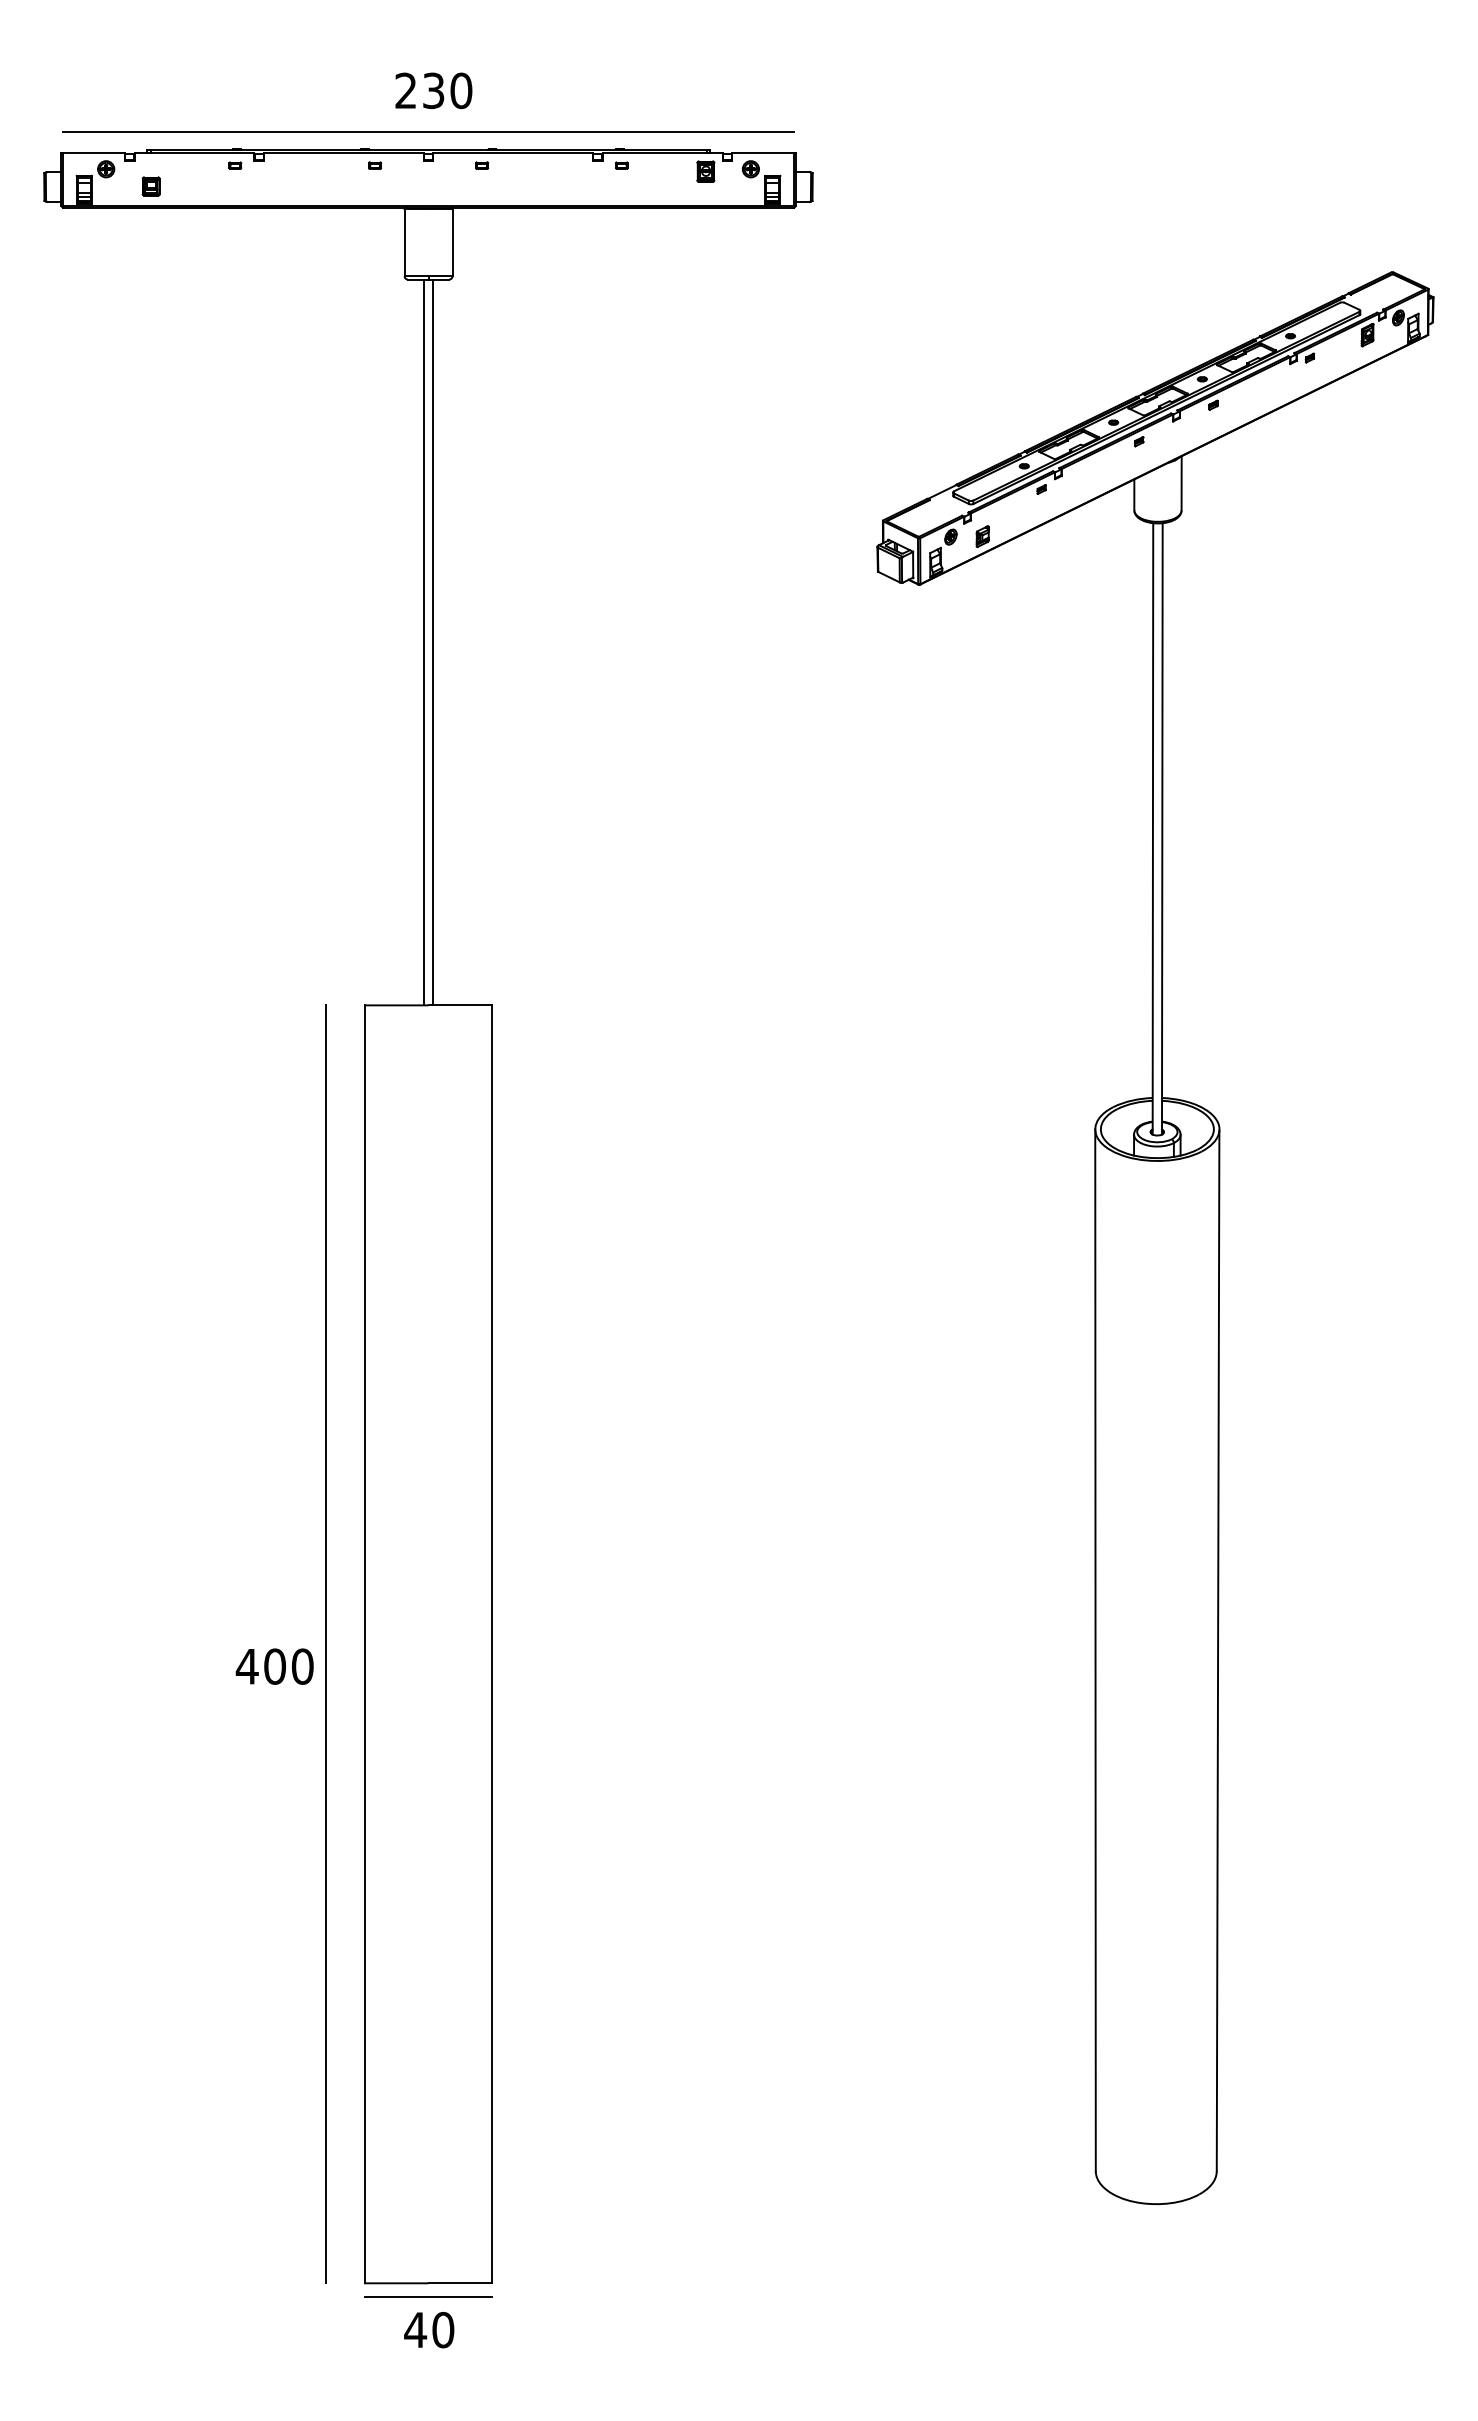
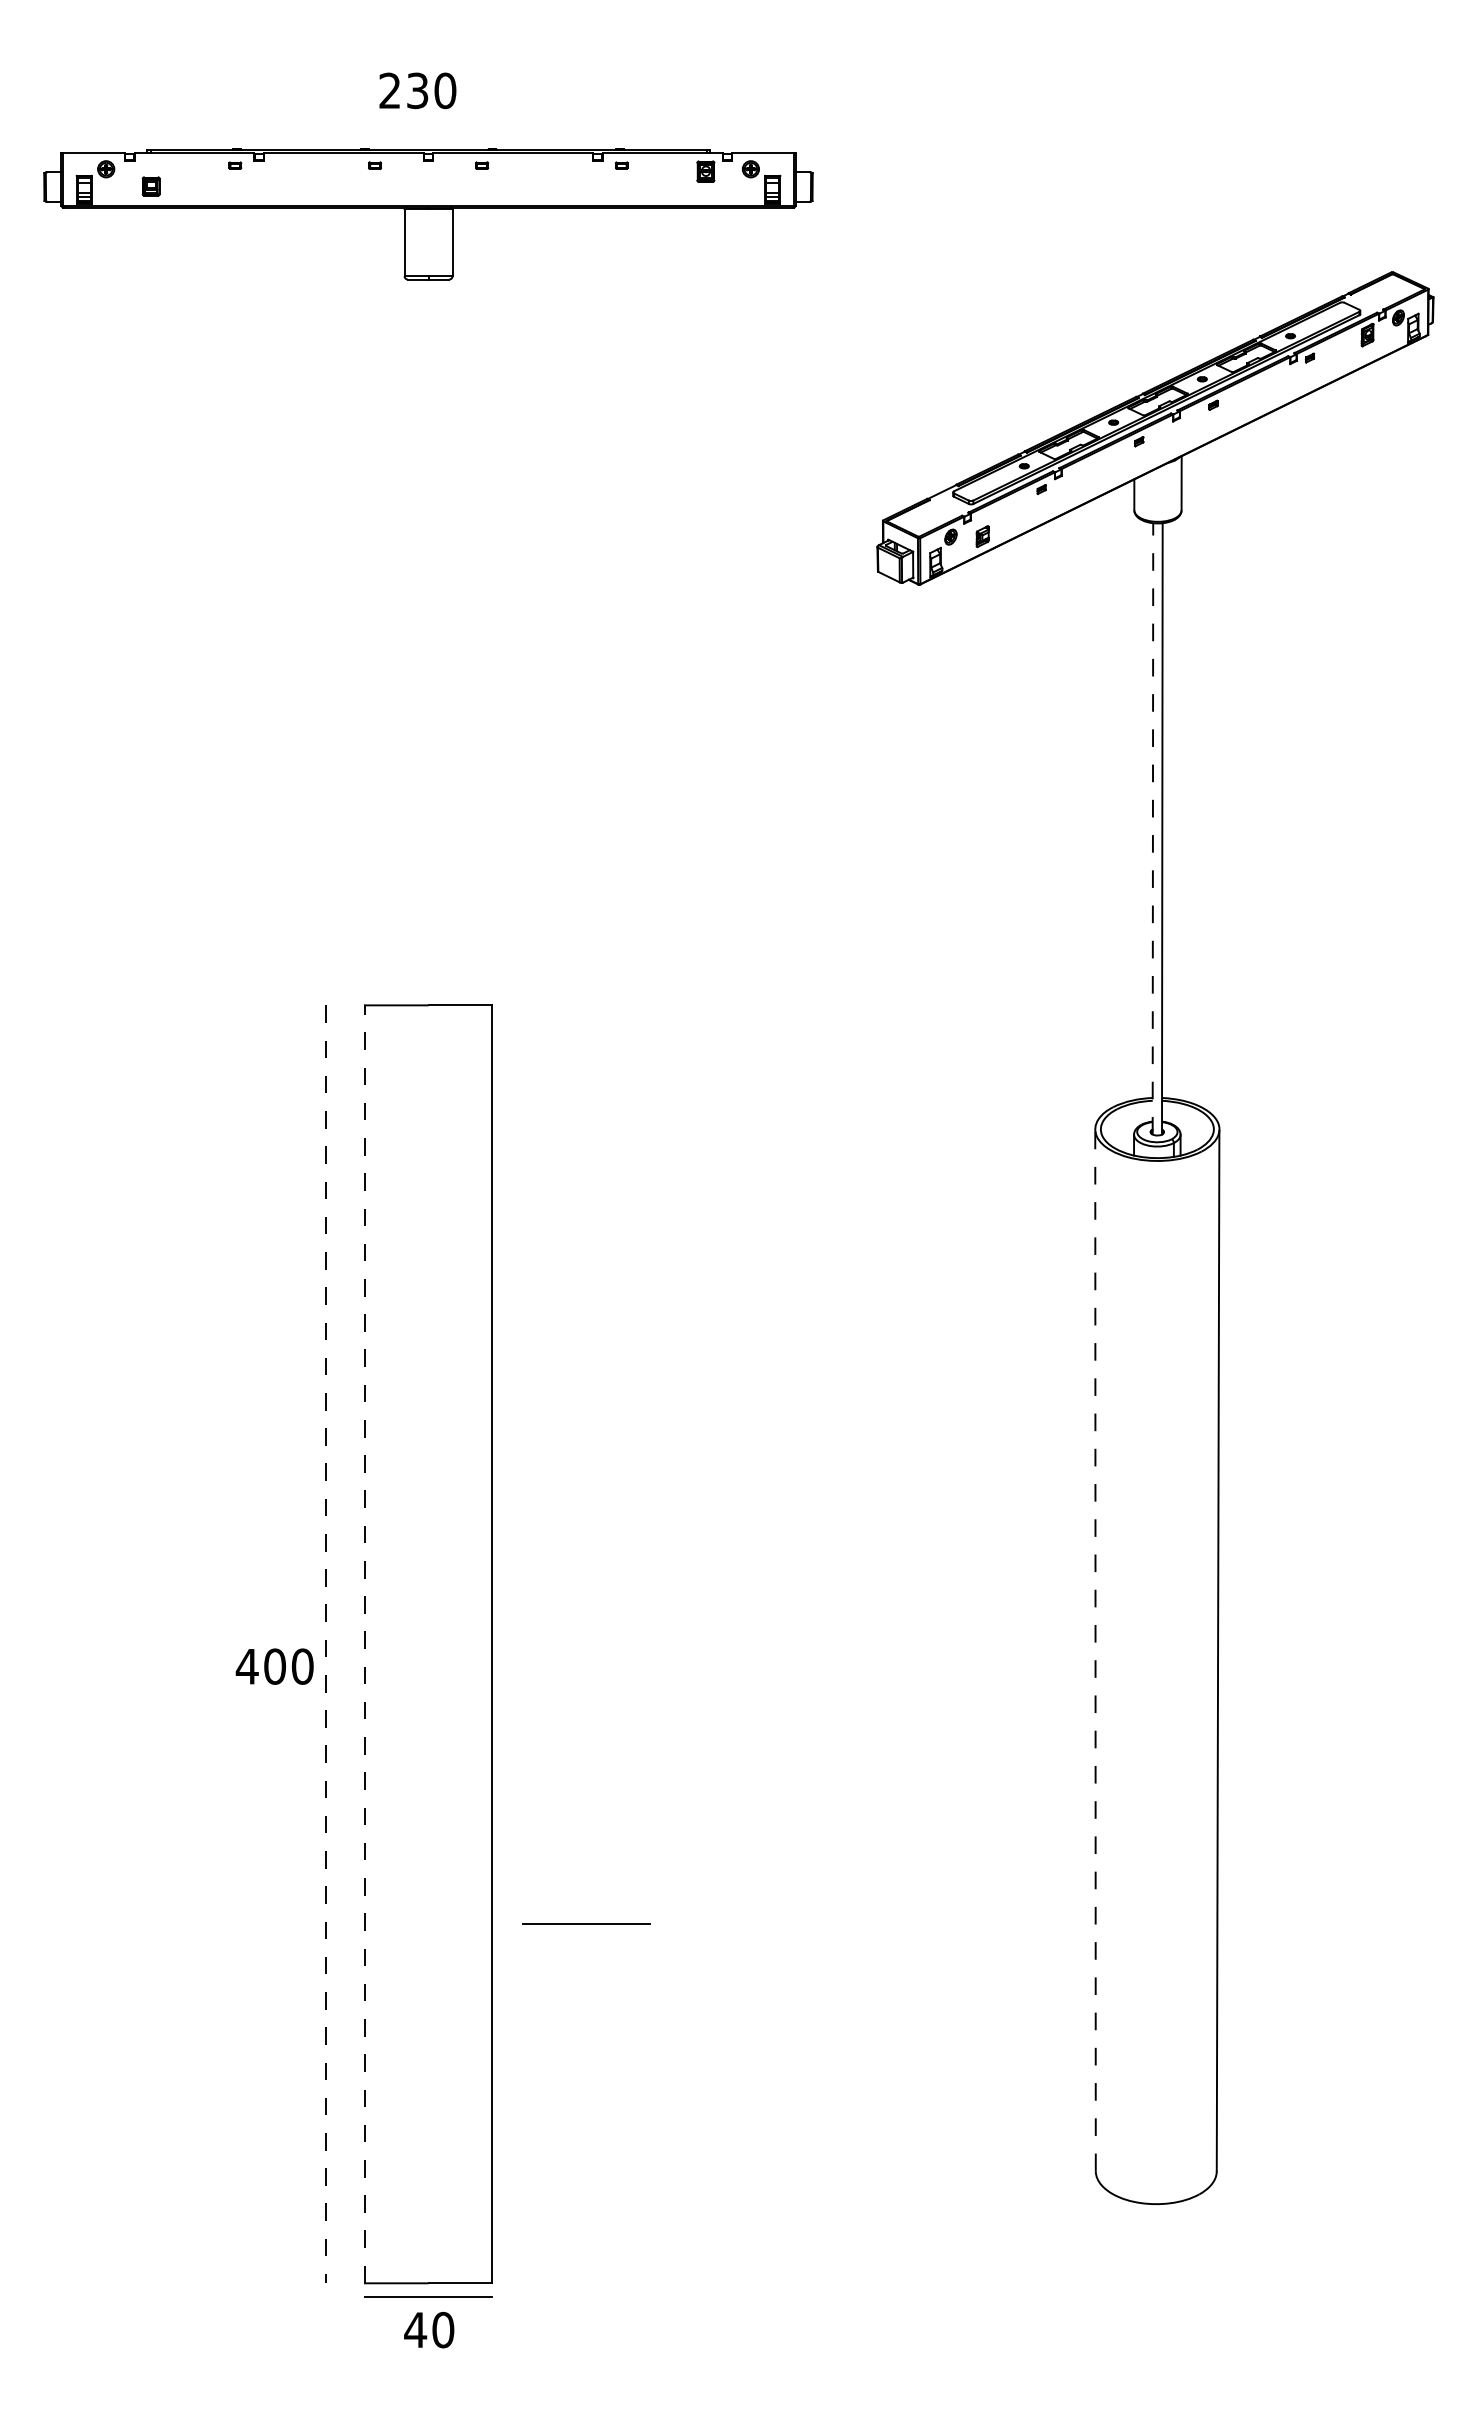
text position: (433, 90) -> (417, 90) (417, 90)
line: present -> none (428, 131)
line: present -> none (423, 642)
line: present -> none (433, 642)
line: solid -> dashed (1152, 828)
line: solid -> dashed (325, 1644)
line: solid -> dashed (364, 1644)
line: solid -> dashed (1095, 1650)
line: none -> present (586, 1923)
